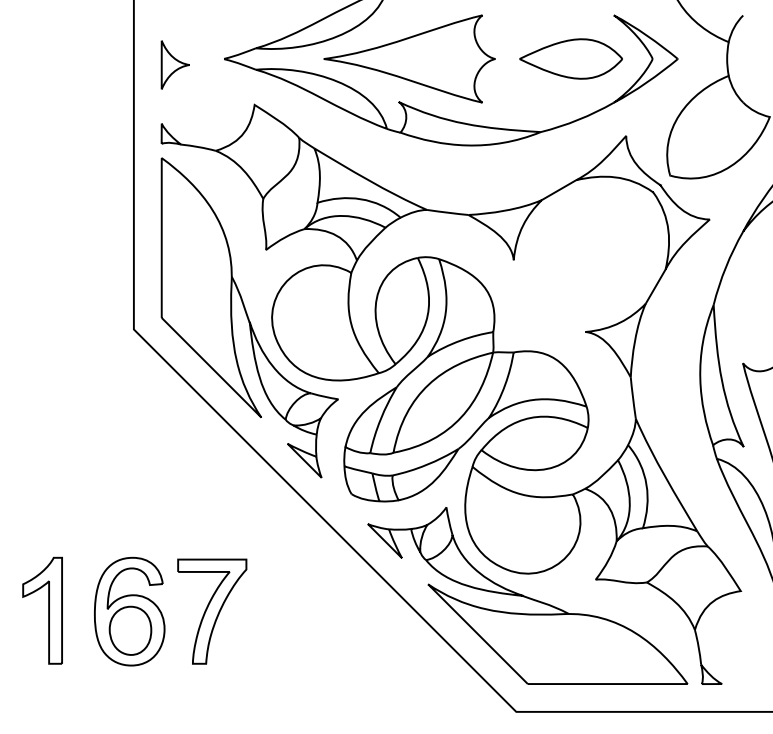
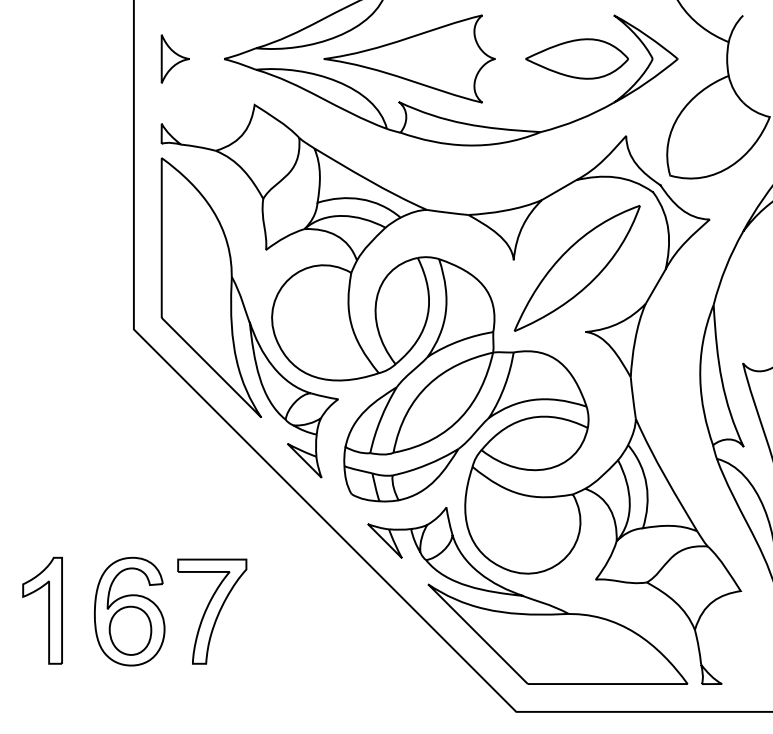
part position: (570, 58) -> (576, 58) (576, 58)
part position: (174, 64) -> (174, 58) (174, 58)
part: none -> present (576, 268)
